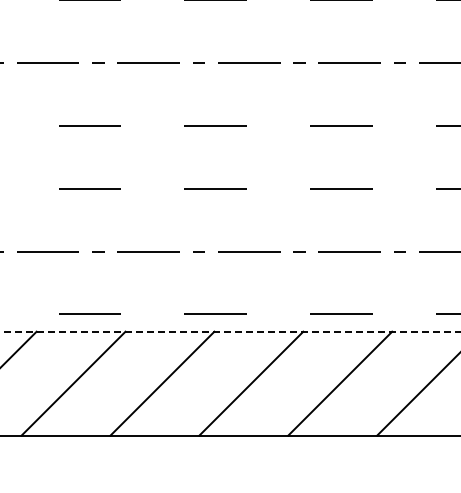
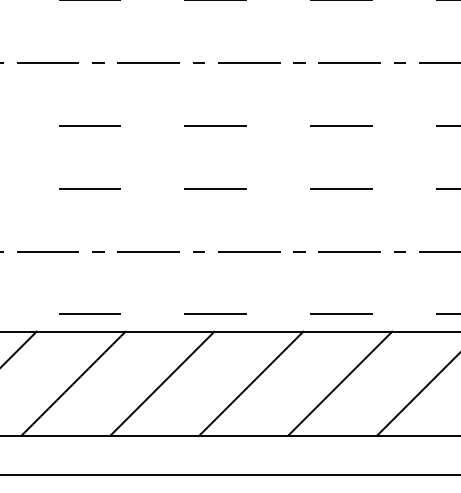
line: dashed -> solid (231, 331)
line: none -> present (229, 475)
